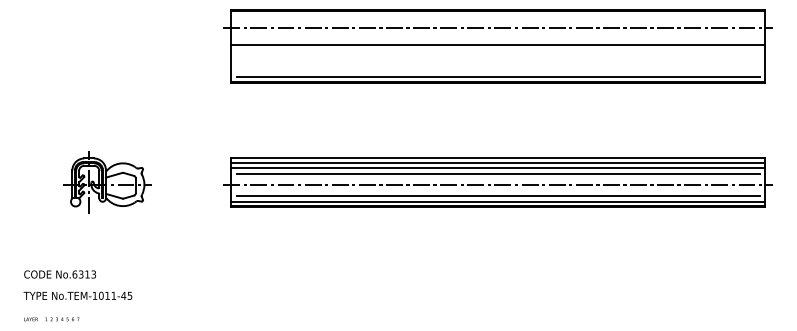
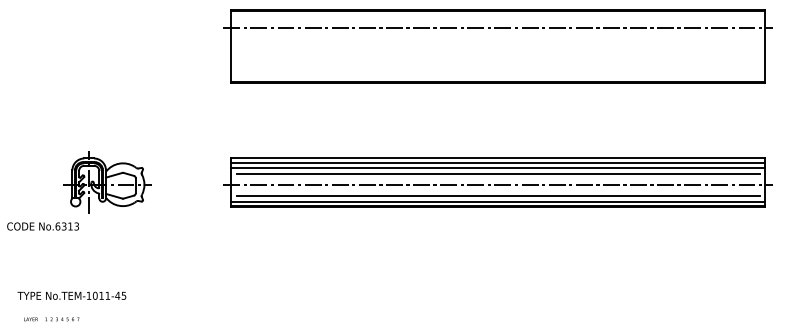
line: present -> none (498, 44)
line: present -> none (497, 76)
text position: (59, 274) -> (42, 226) (42, 226)
text position: (77, 295) -> (71, 295) (71, 295)
